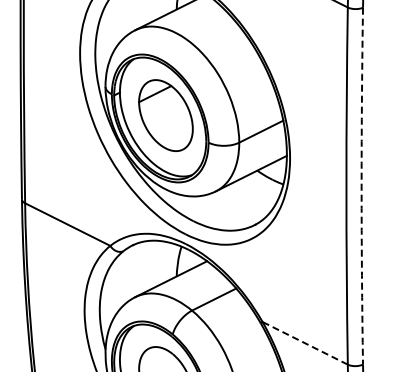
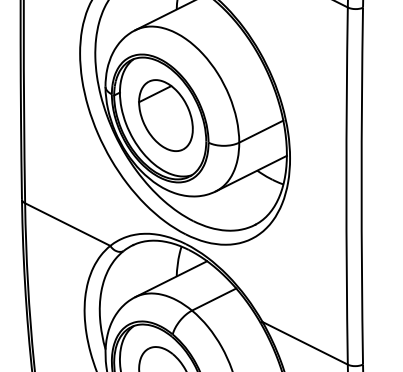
arc: dashed -> solid (361, 186)
line: dashed -> solid (305, 343)
